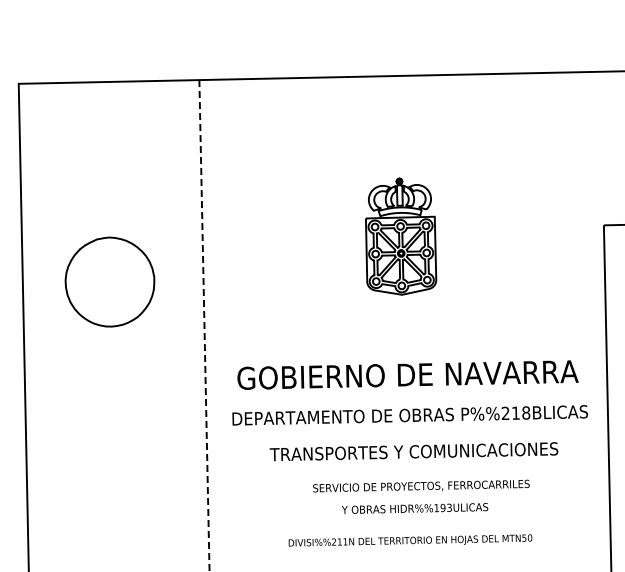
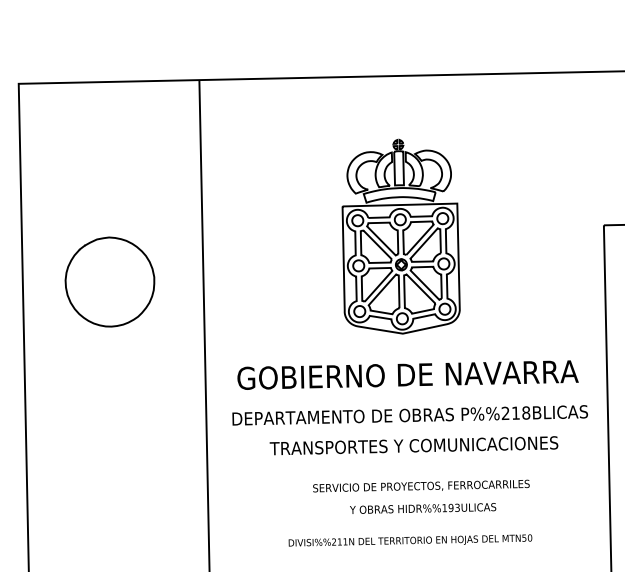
part size: 73x119 px -> 120x197 px (400, 236)
line: dashed -> solid (204, 325)
text position: (413, 451) -> (413, 445) (413, 445)
text position: (415, 508) -> (423, 508) (423, 508)
